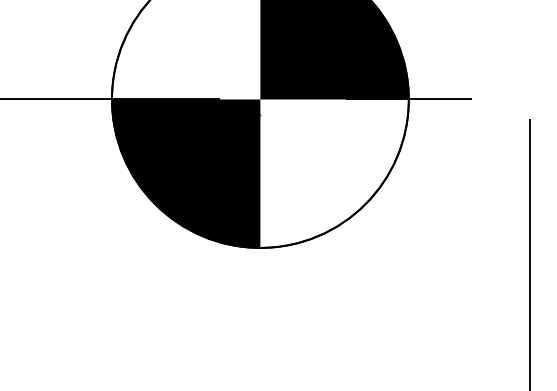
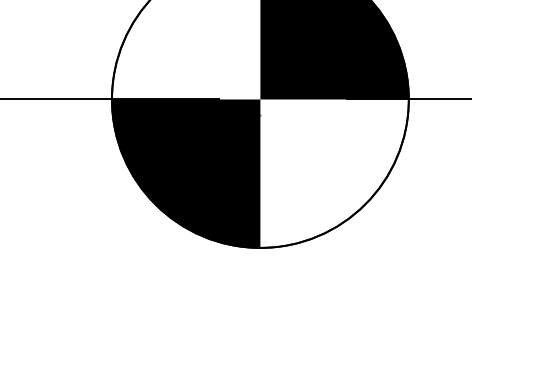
line: present -> none (530, 253)
